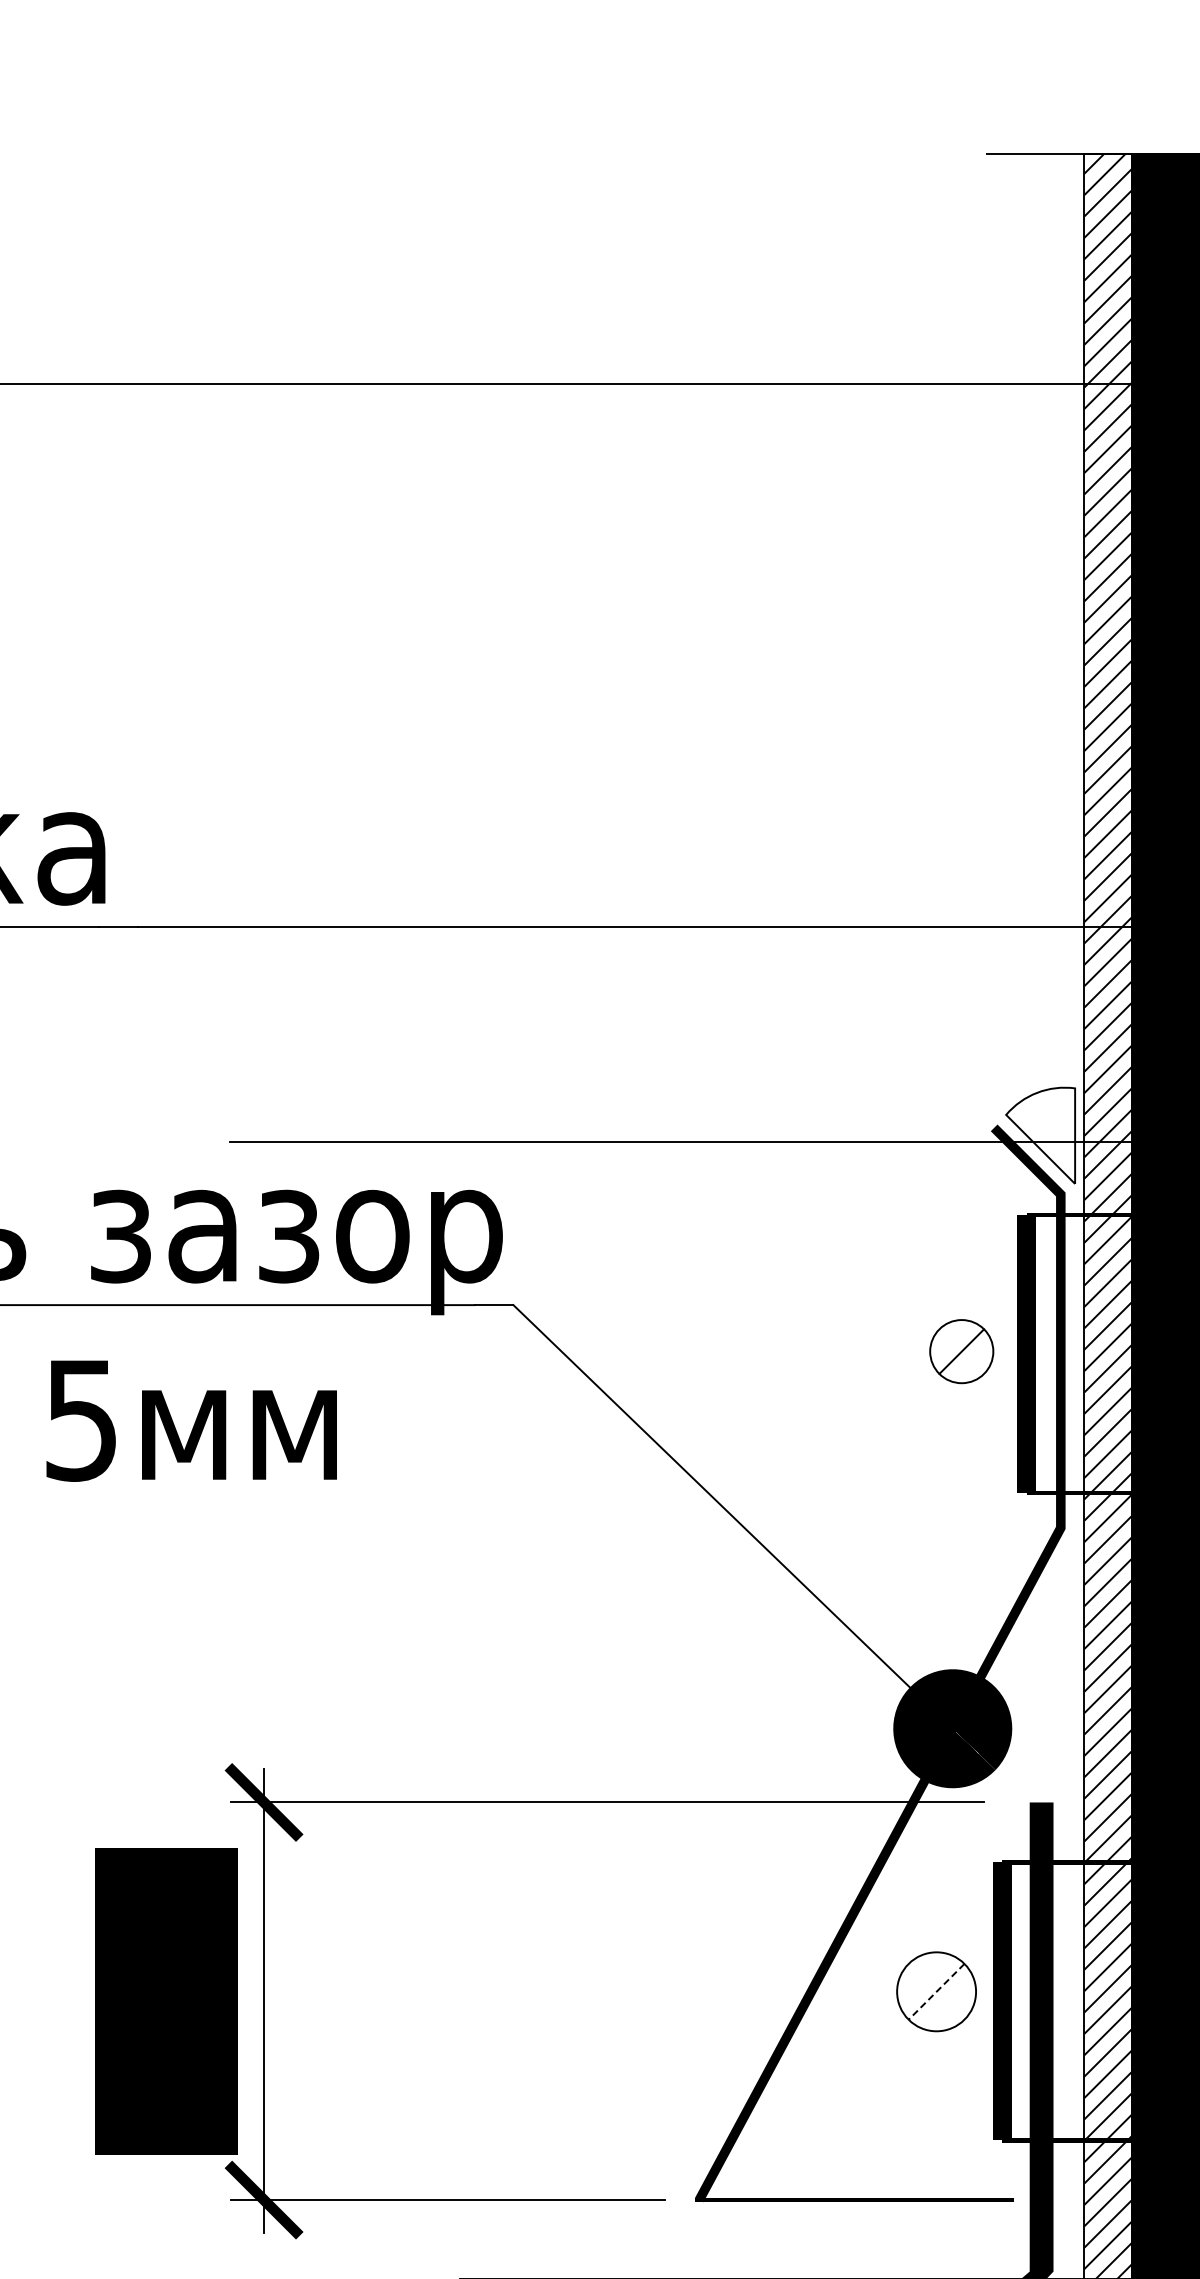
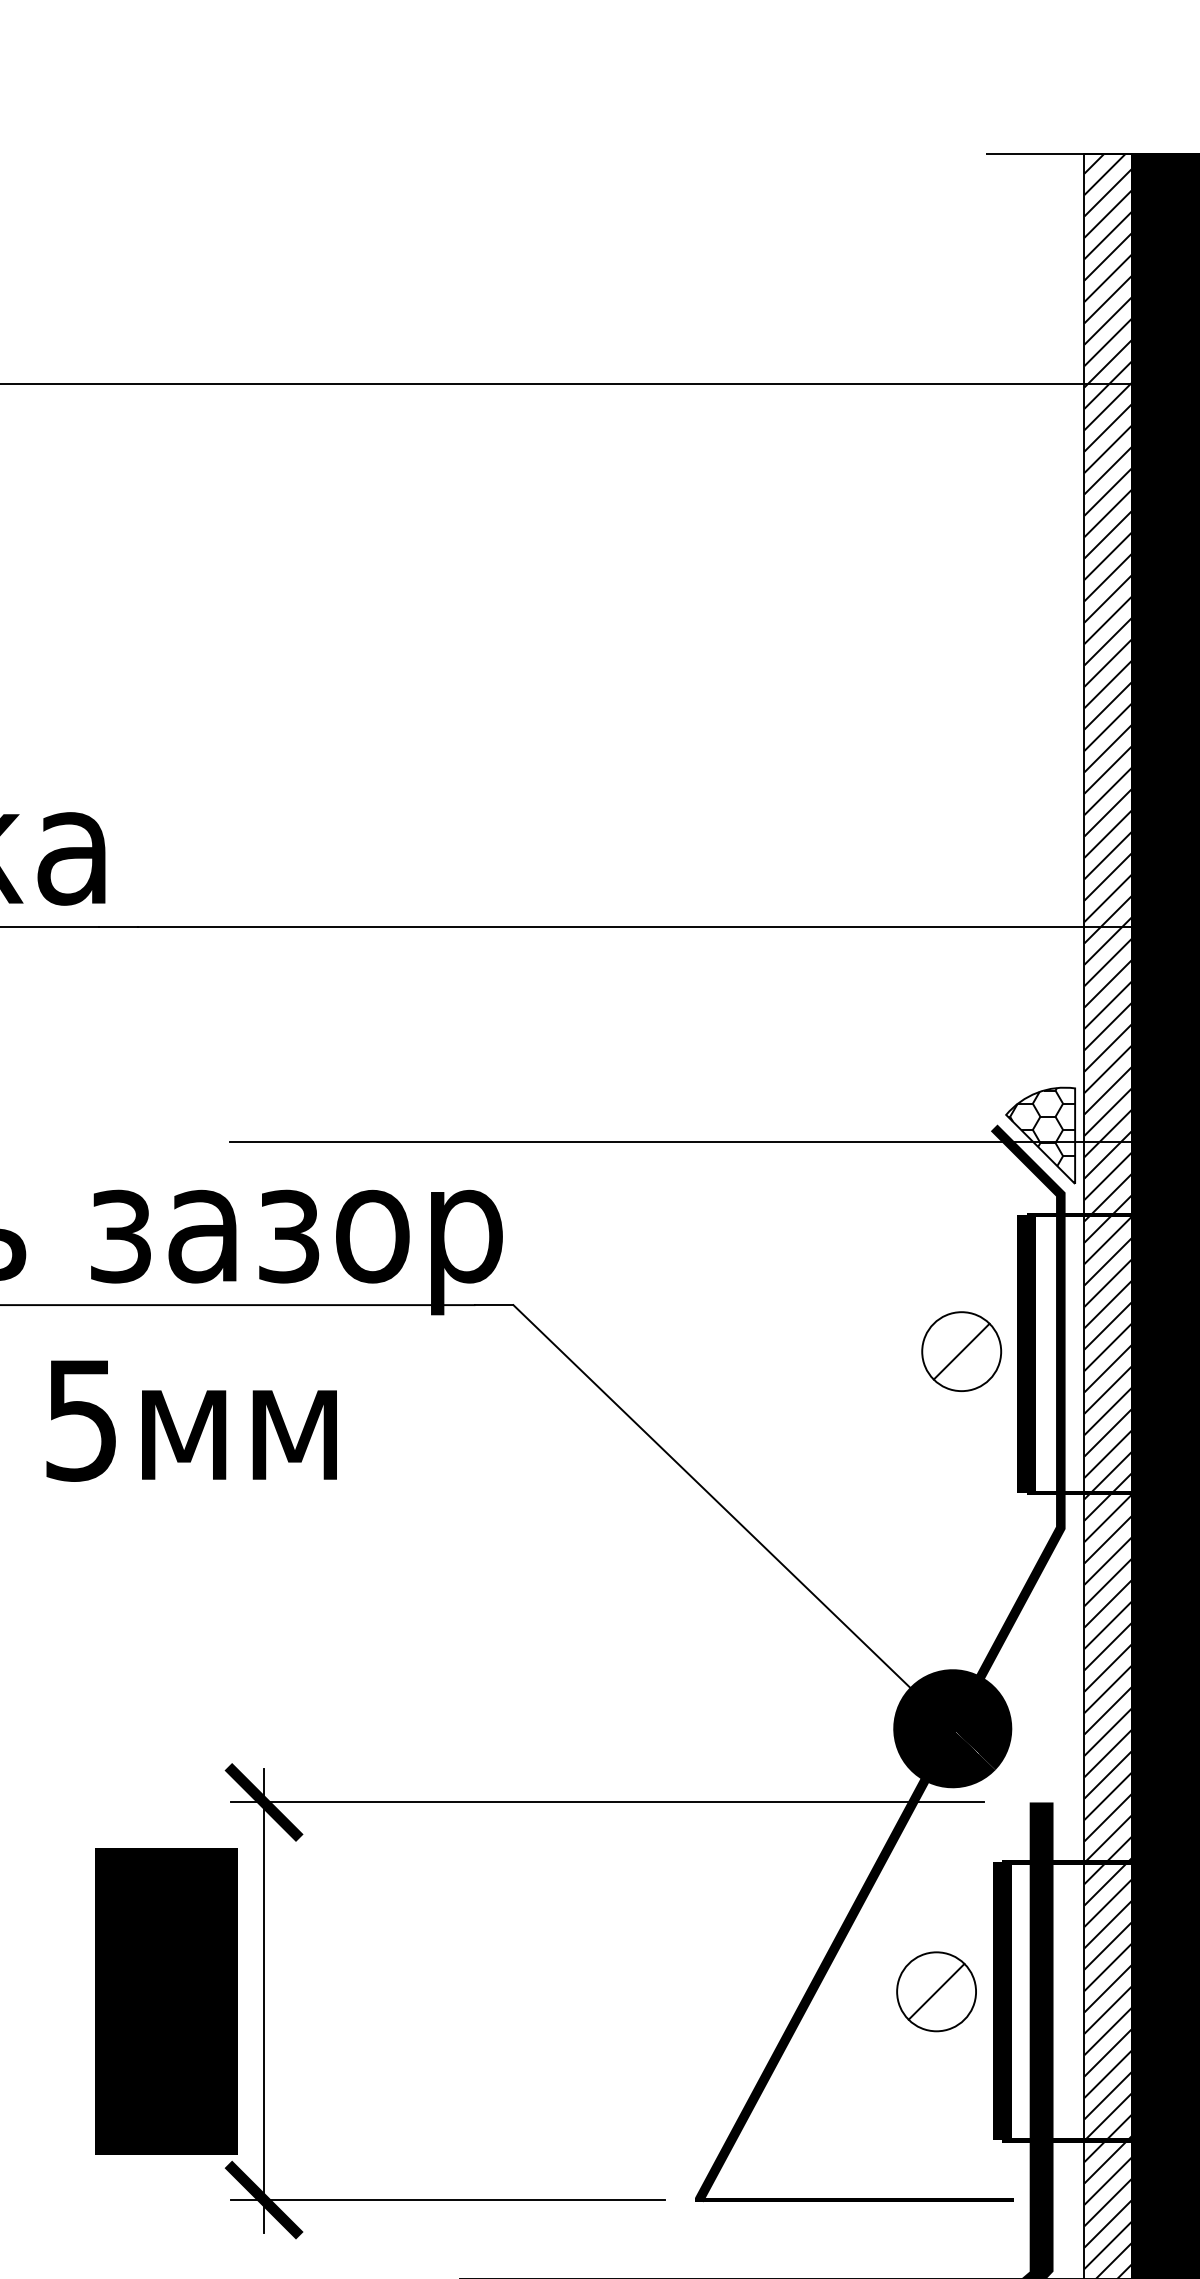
hatch: none -> present (1041, 1135)
part size: 66x66 px -> 82x81 px (961, 1351)
line: dashed -> solid (936, 1992)
